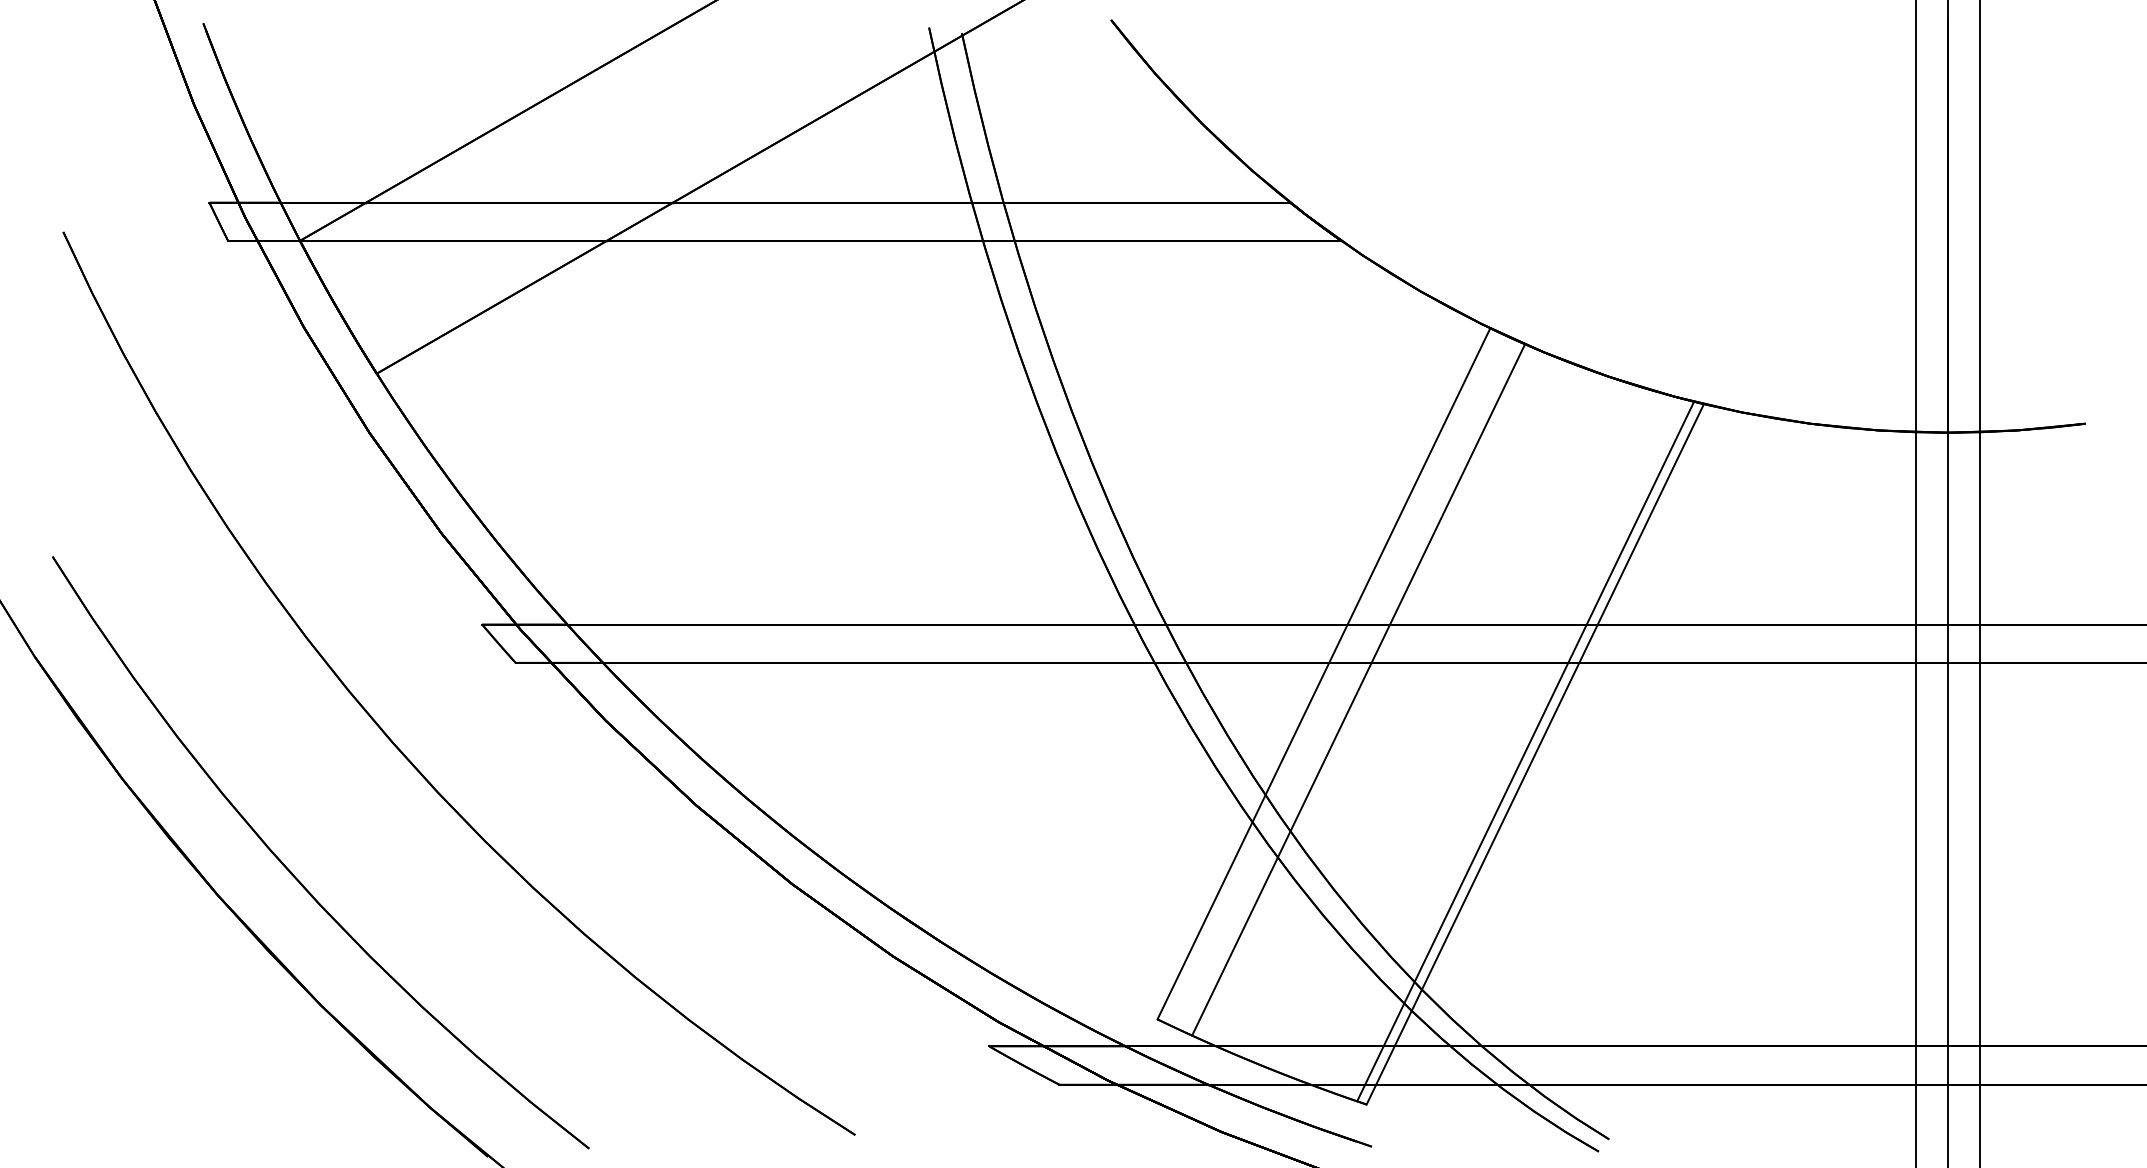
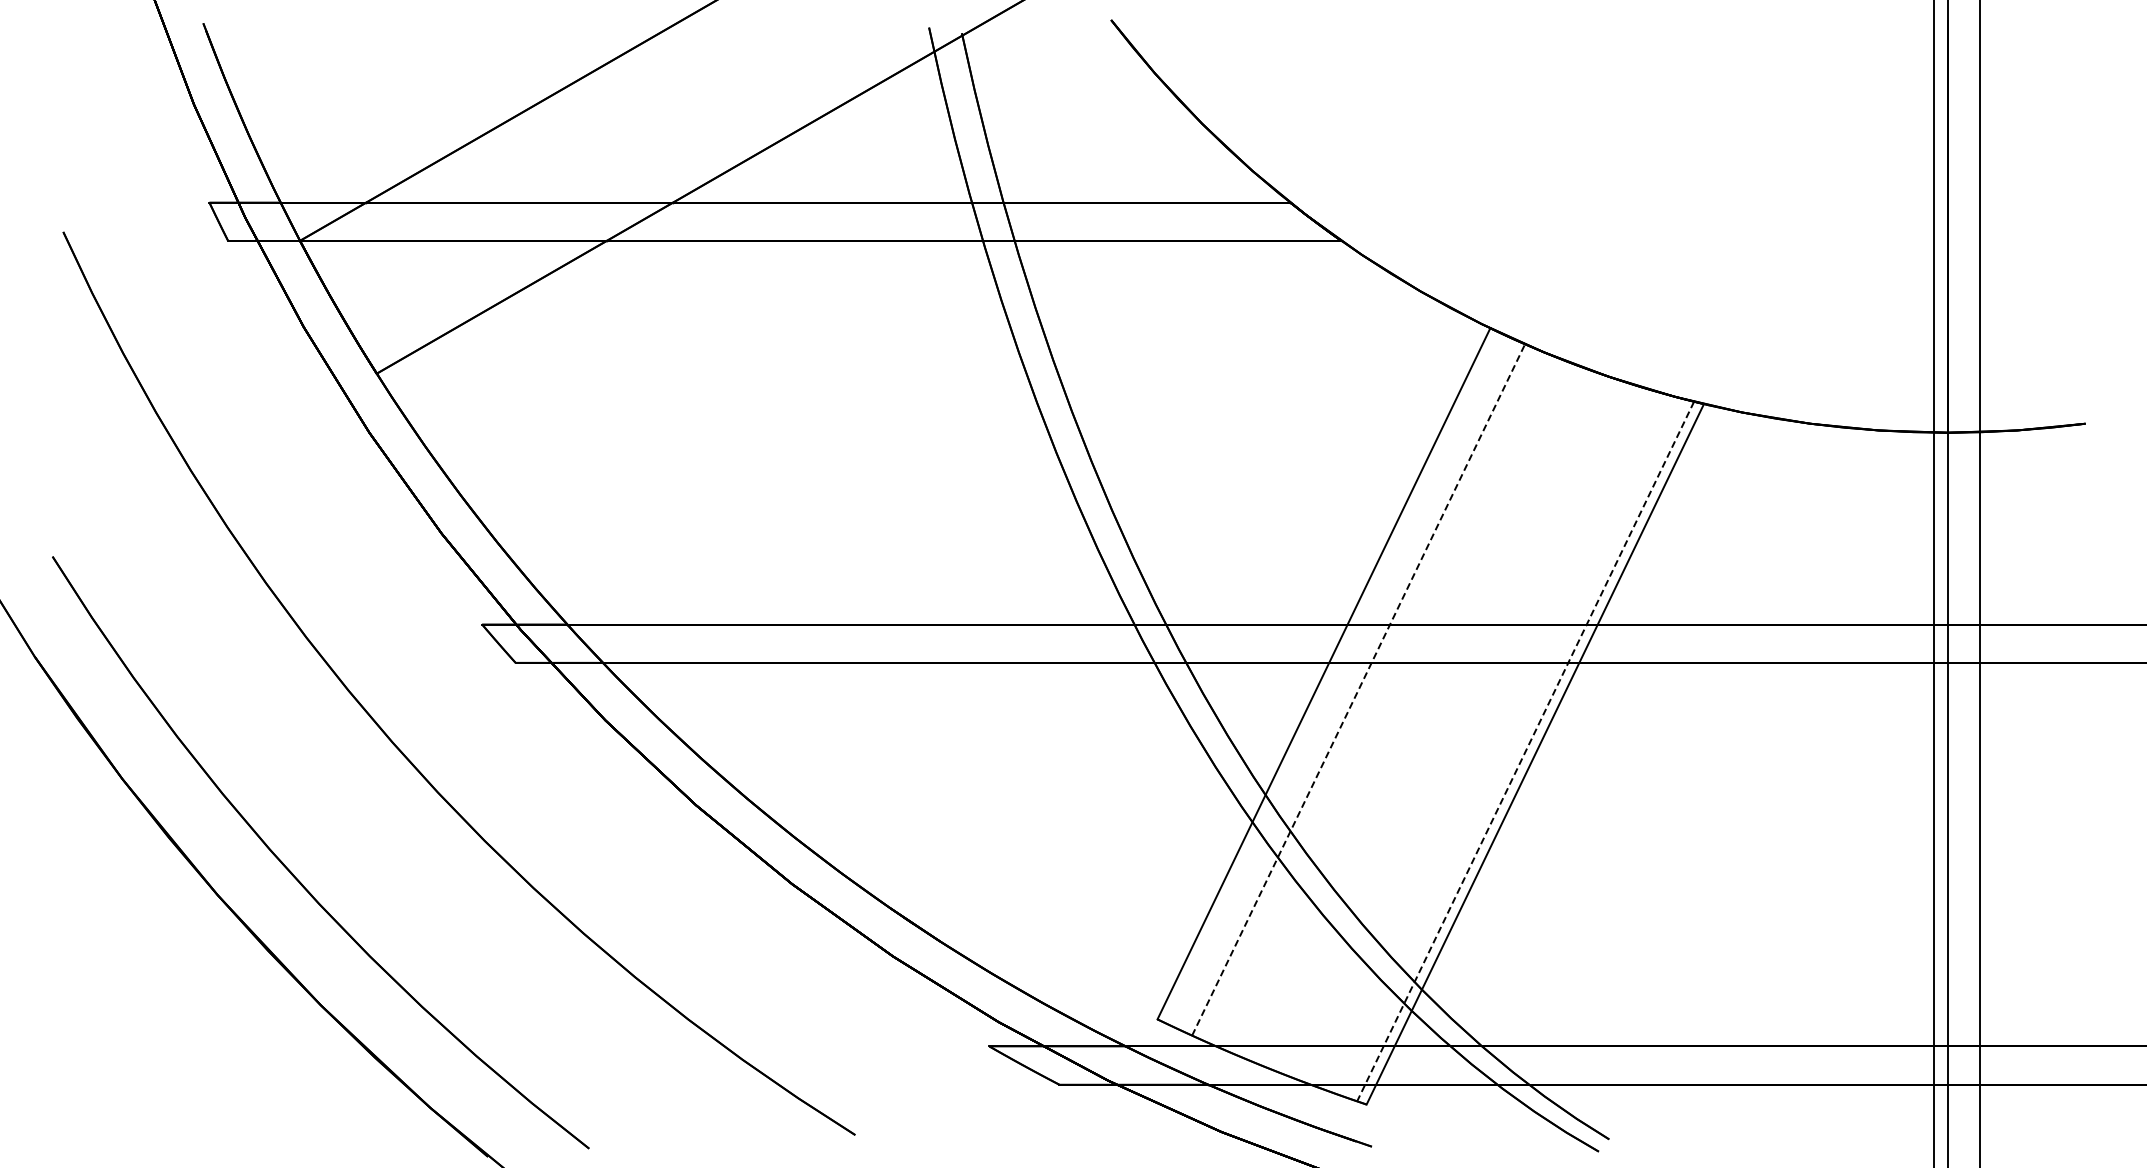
line position: (1916, 583) -> (1934, 583) (1934, 583)
line: solid -> dashed (1358, 689)
line: solid -> dashed (1525, 752)
